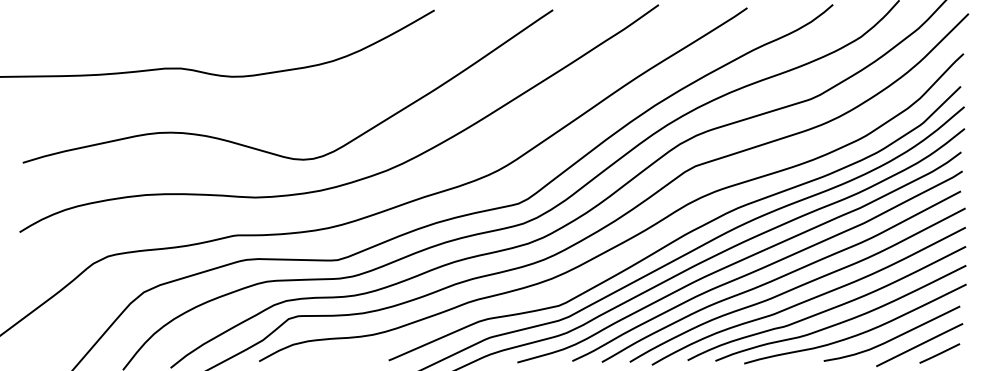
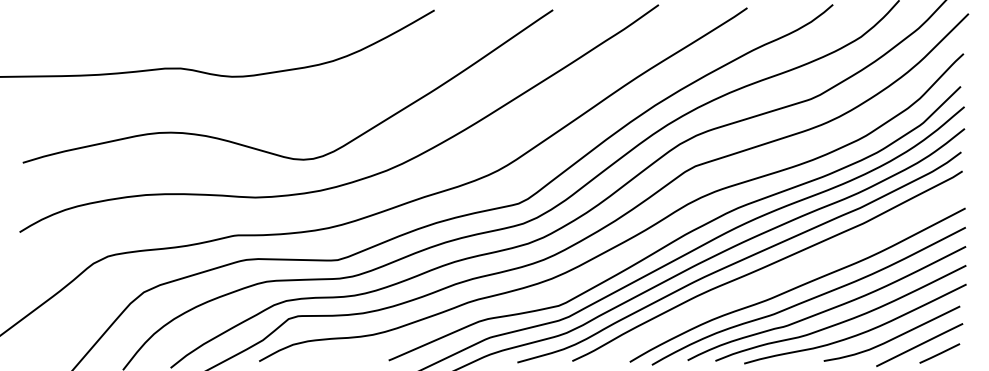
curve: present -> none (780, 276)
